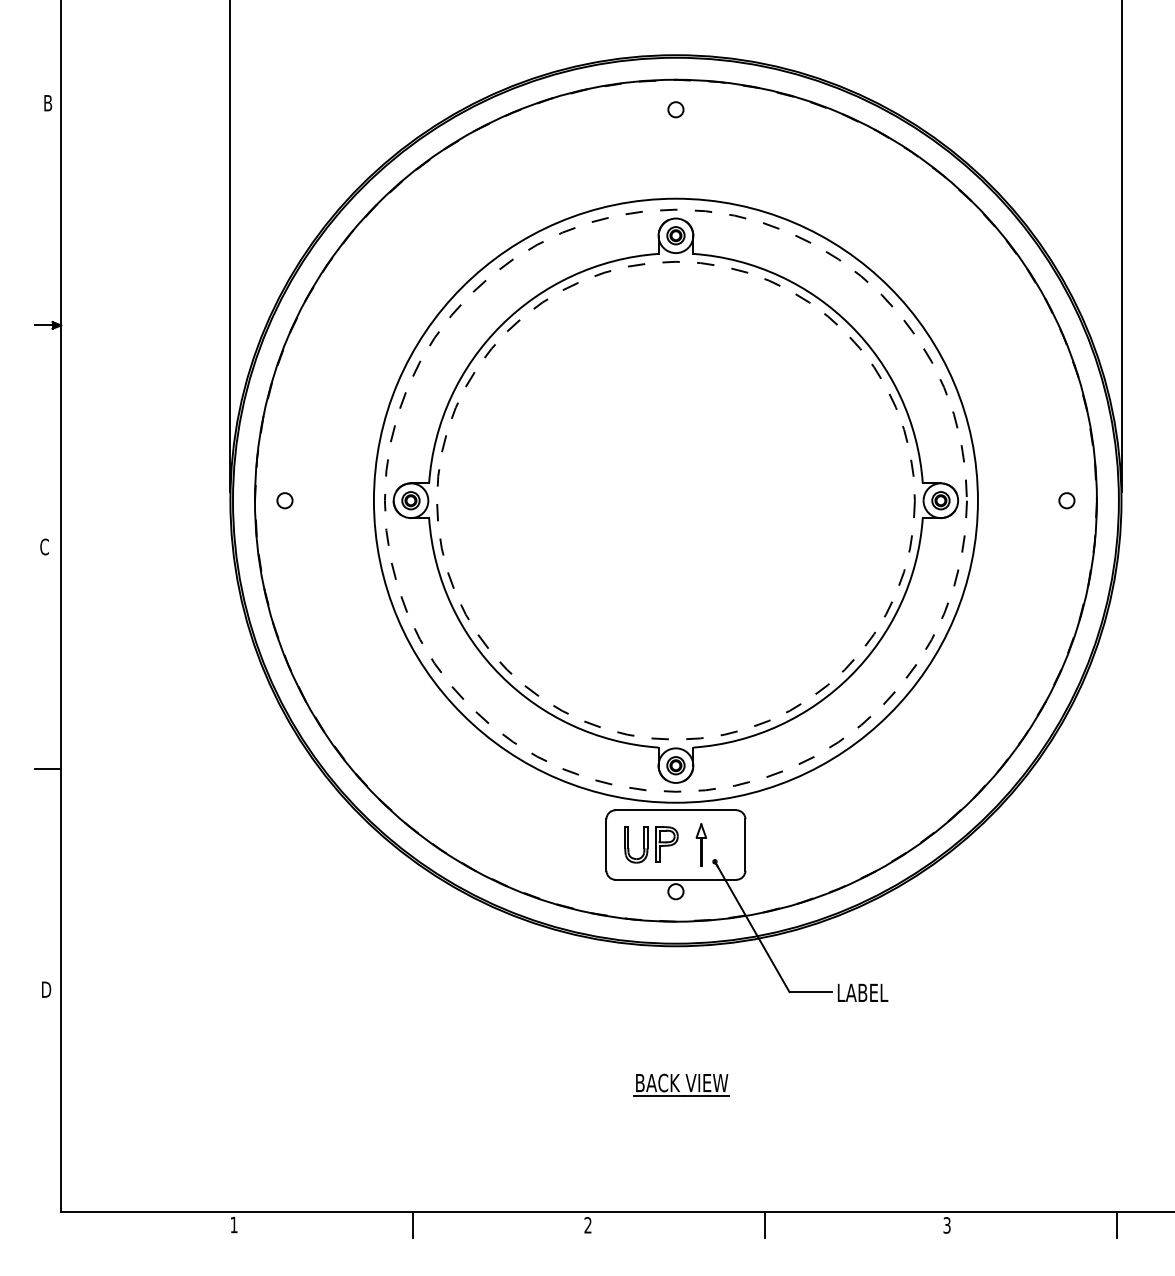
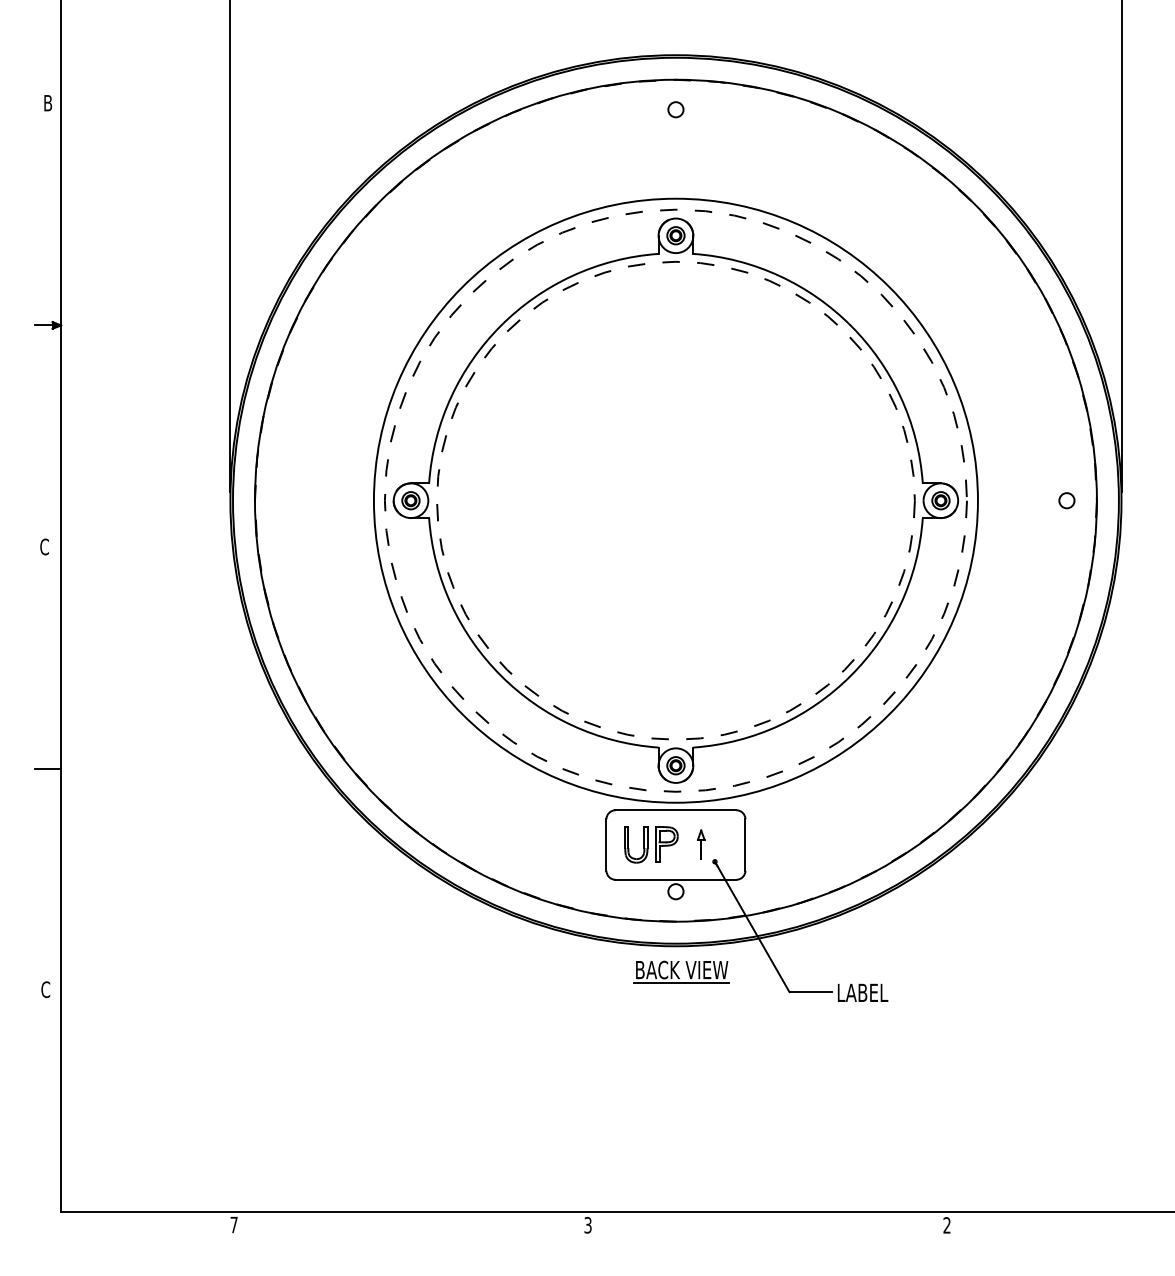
circle: present -> none (284, 500)
part size: 12x44 px -> 9x31 px (701, 844)
text: D -> C (46, 989)
part position: (681, 1084) -> (681, 971) (681, 971)
text: 1 -> 7 (233, 1224)
line: present -> none (413, 1224)
line: present -> none (764, 1224)
line: present -> none (1116, 1224)
text: 2 -> 3 (587, 1225)
text: 3 -> 2 (946, 1225)
